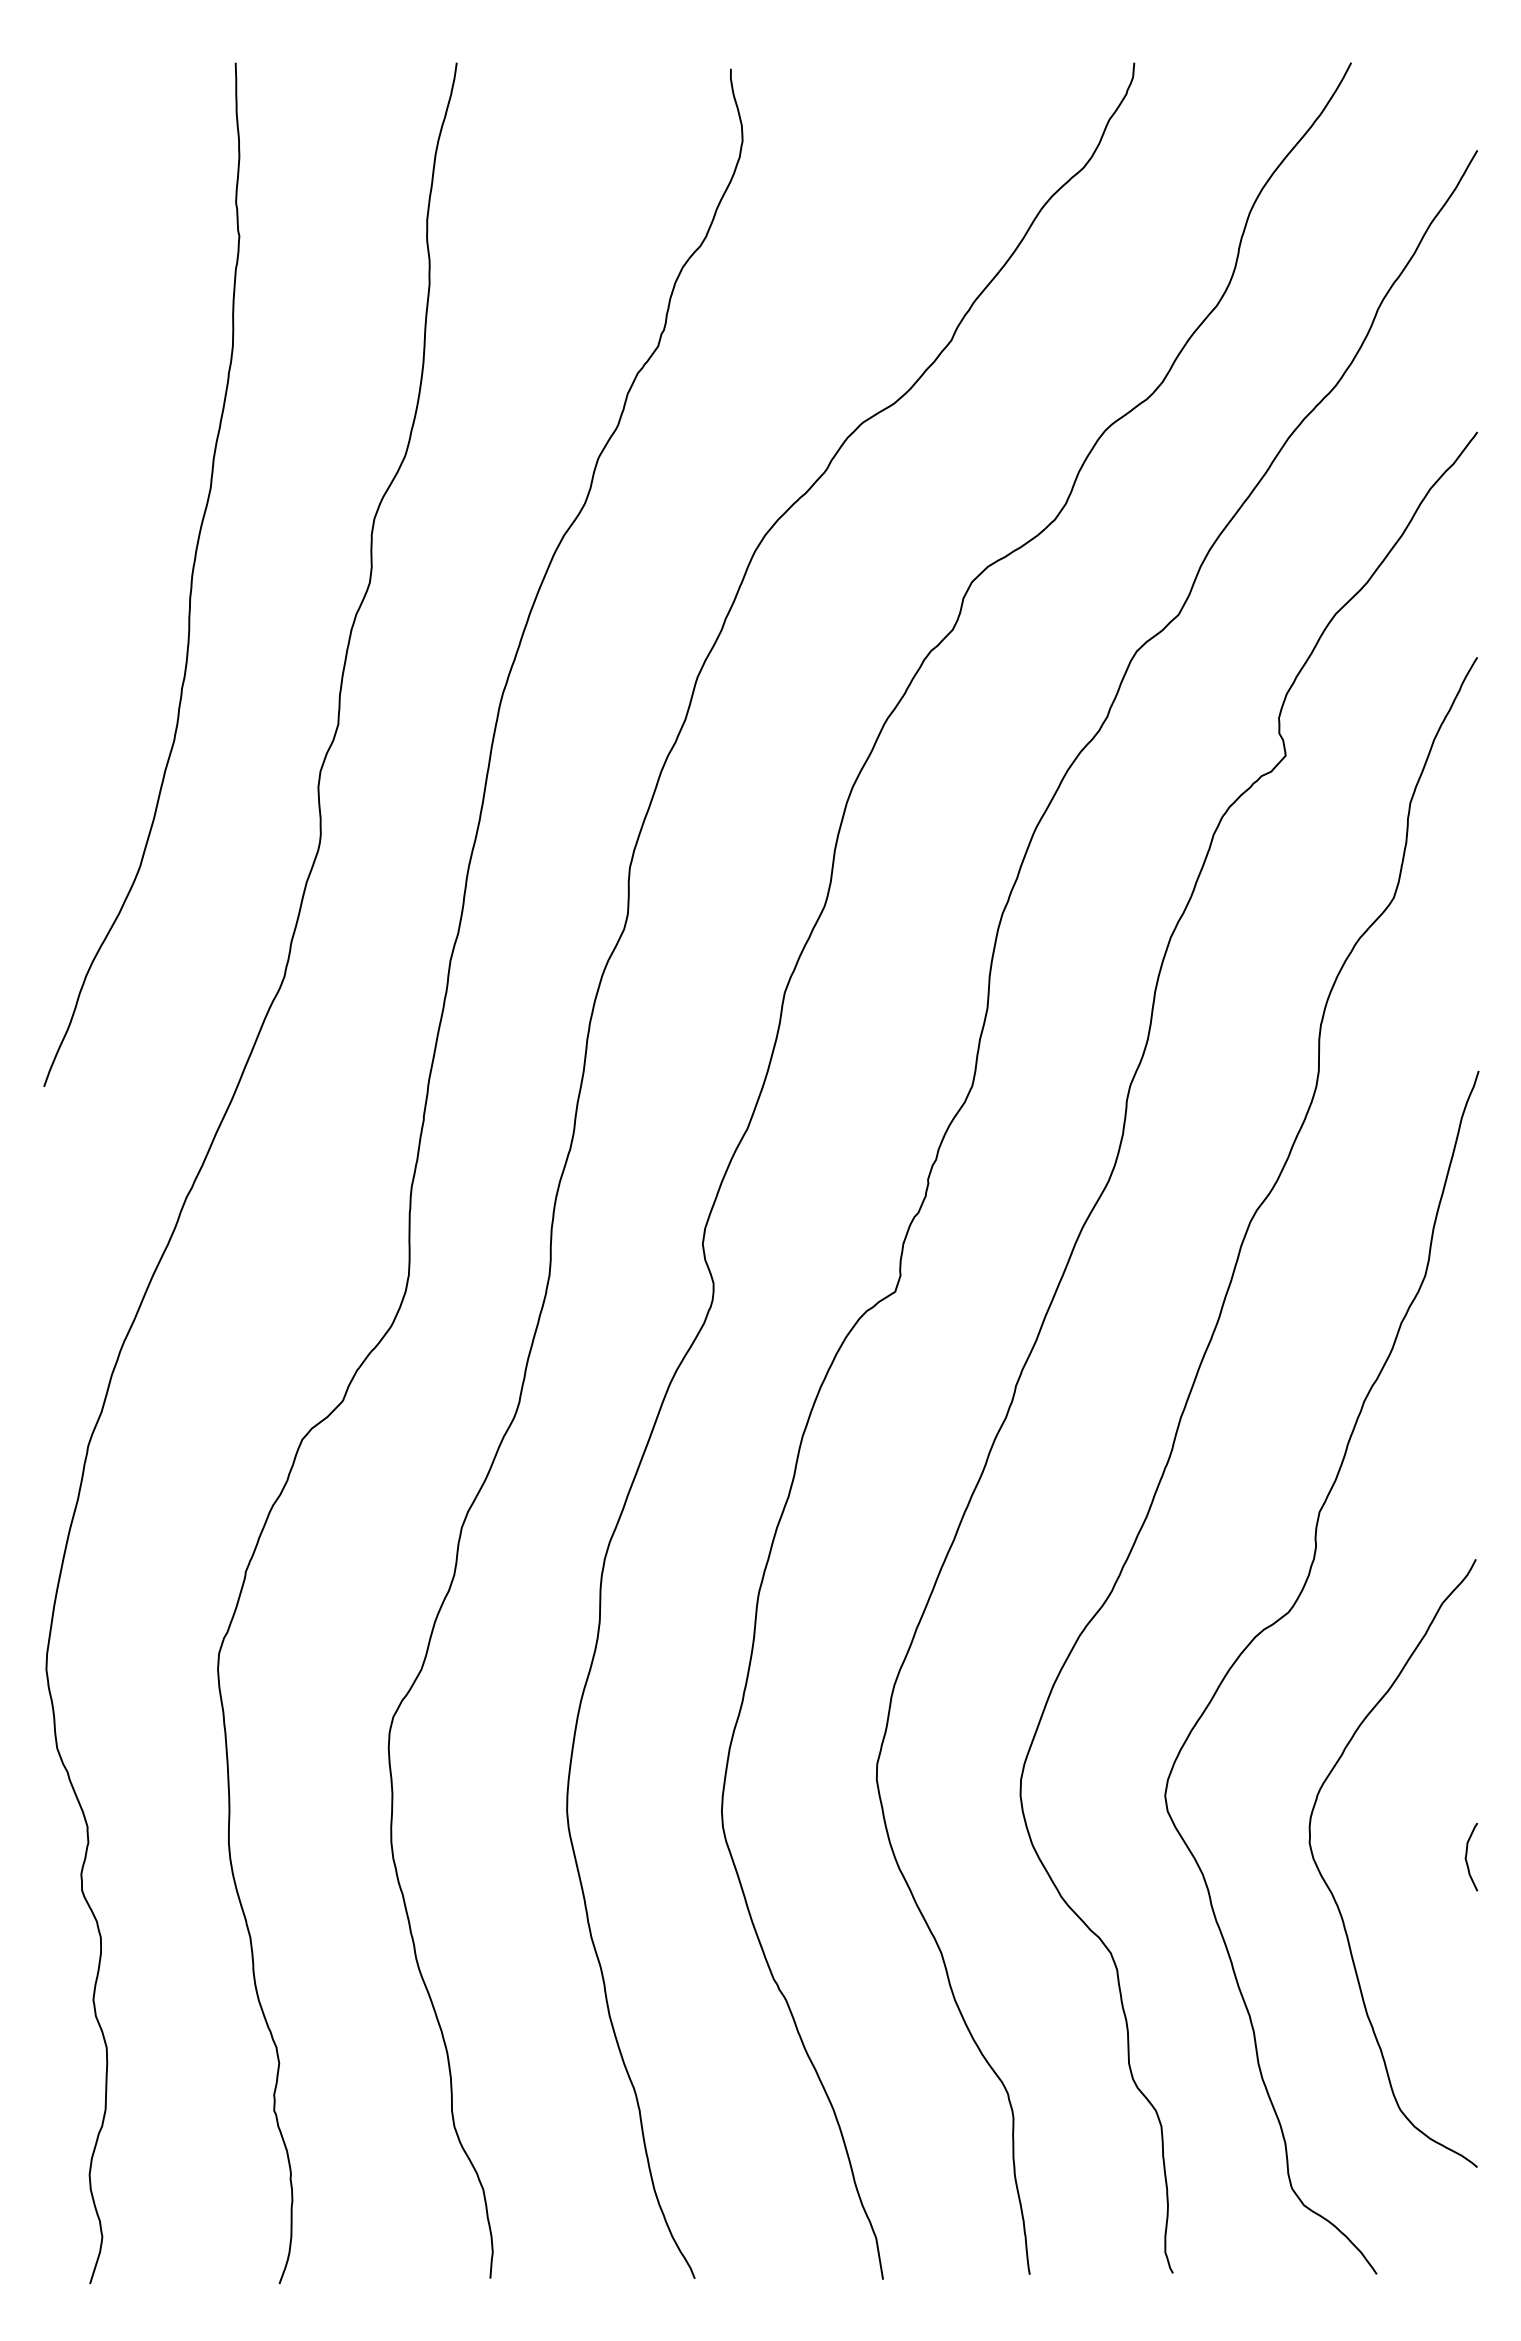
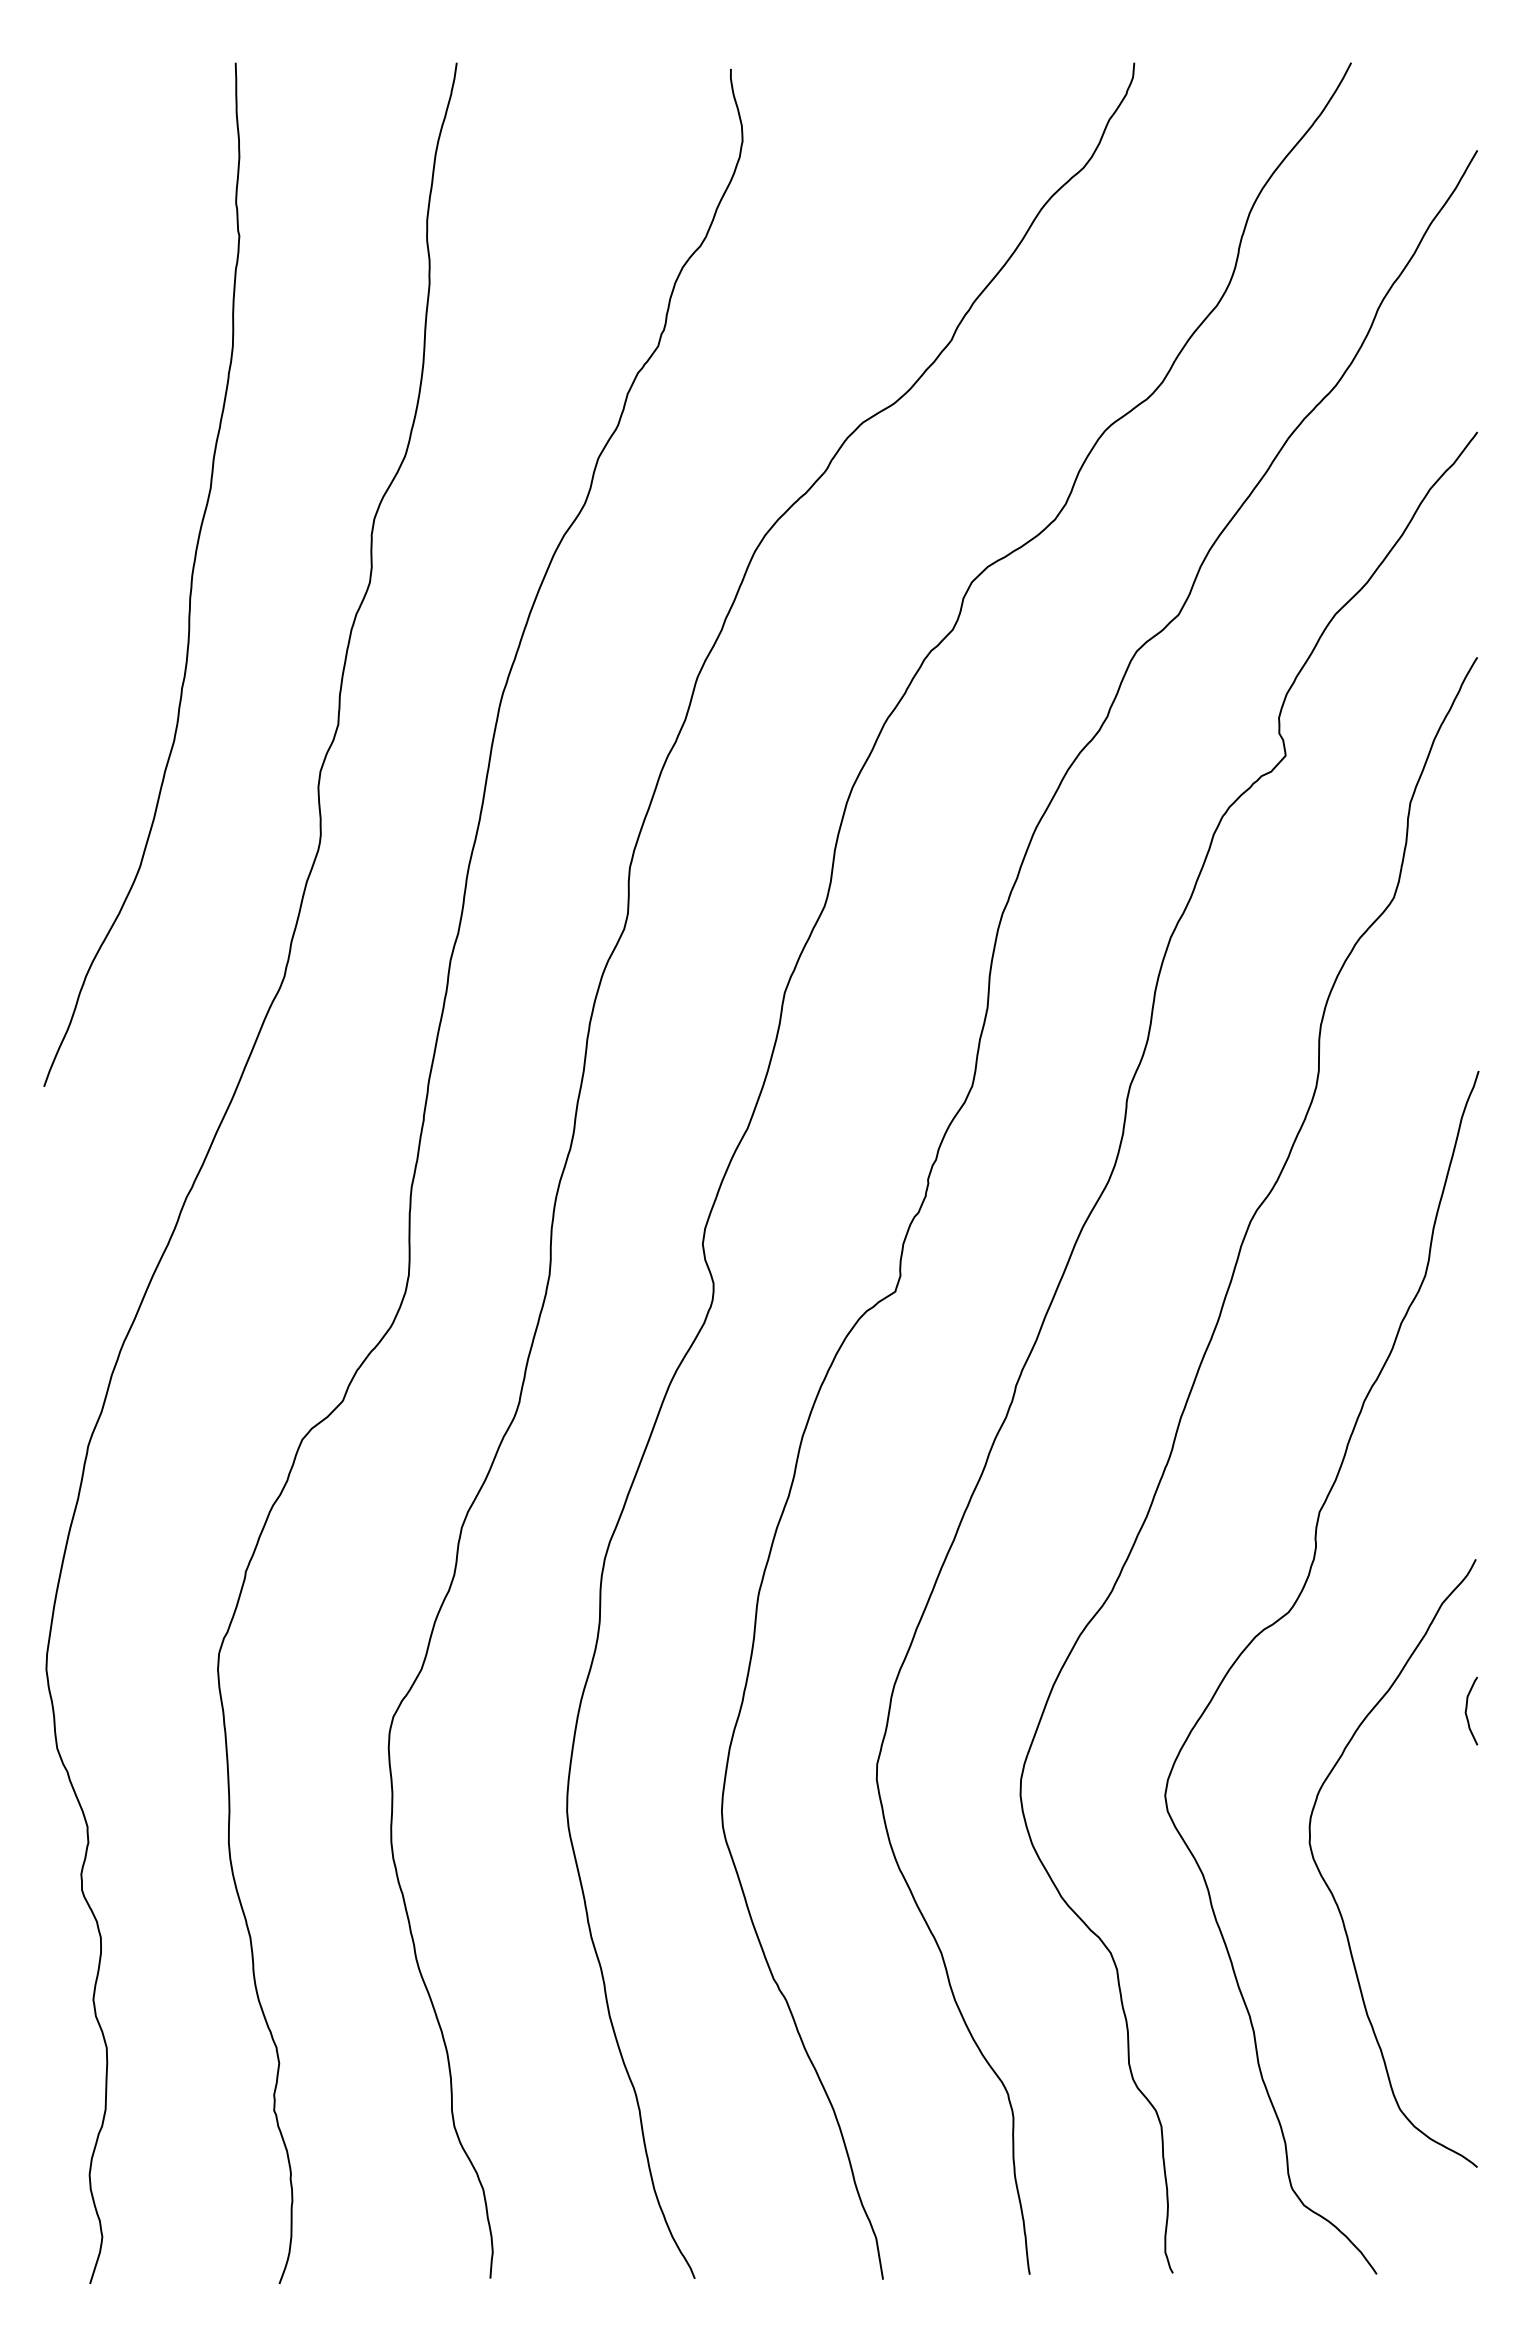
curve position: (1467, 1855) -> (1467, 1709) (1467, 1709)
